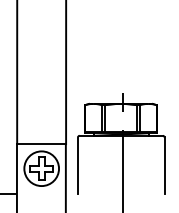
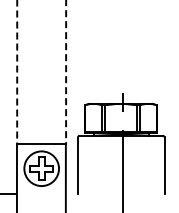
line: solid -> dashed (17, 72)
line: solid -> dashed (66, 72)
